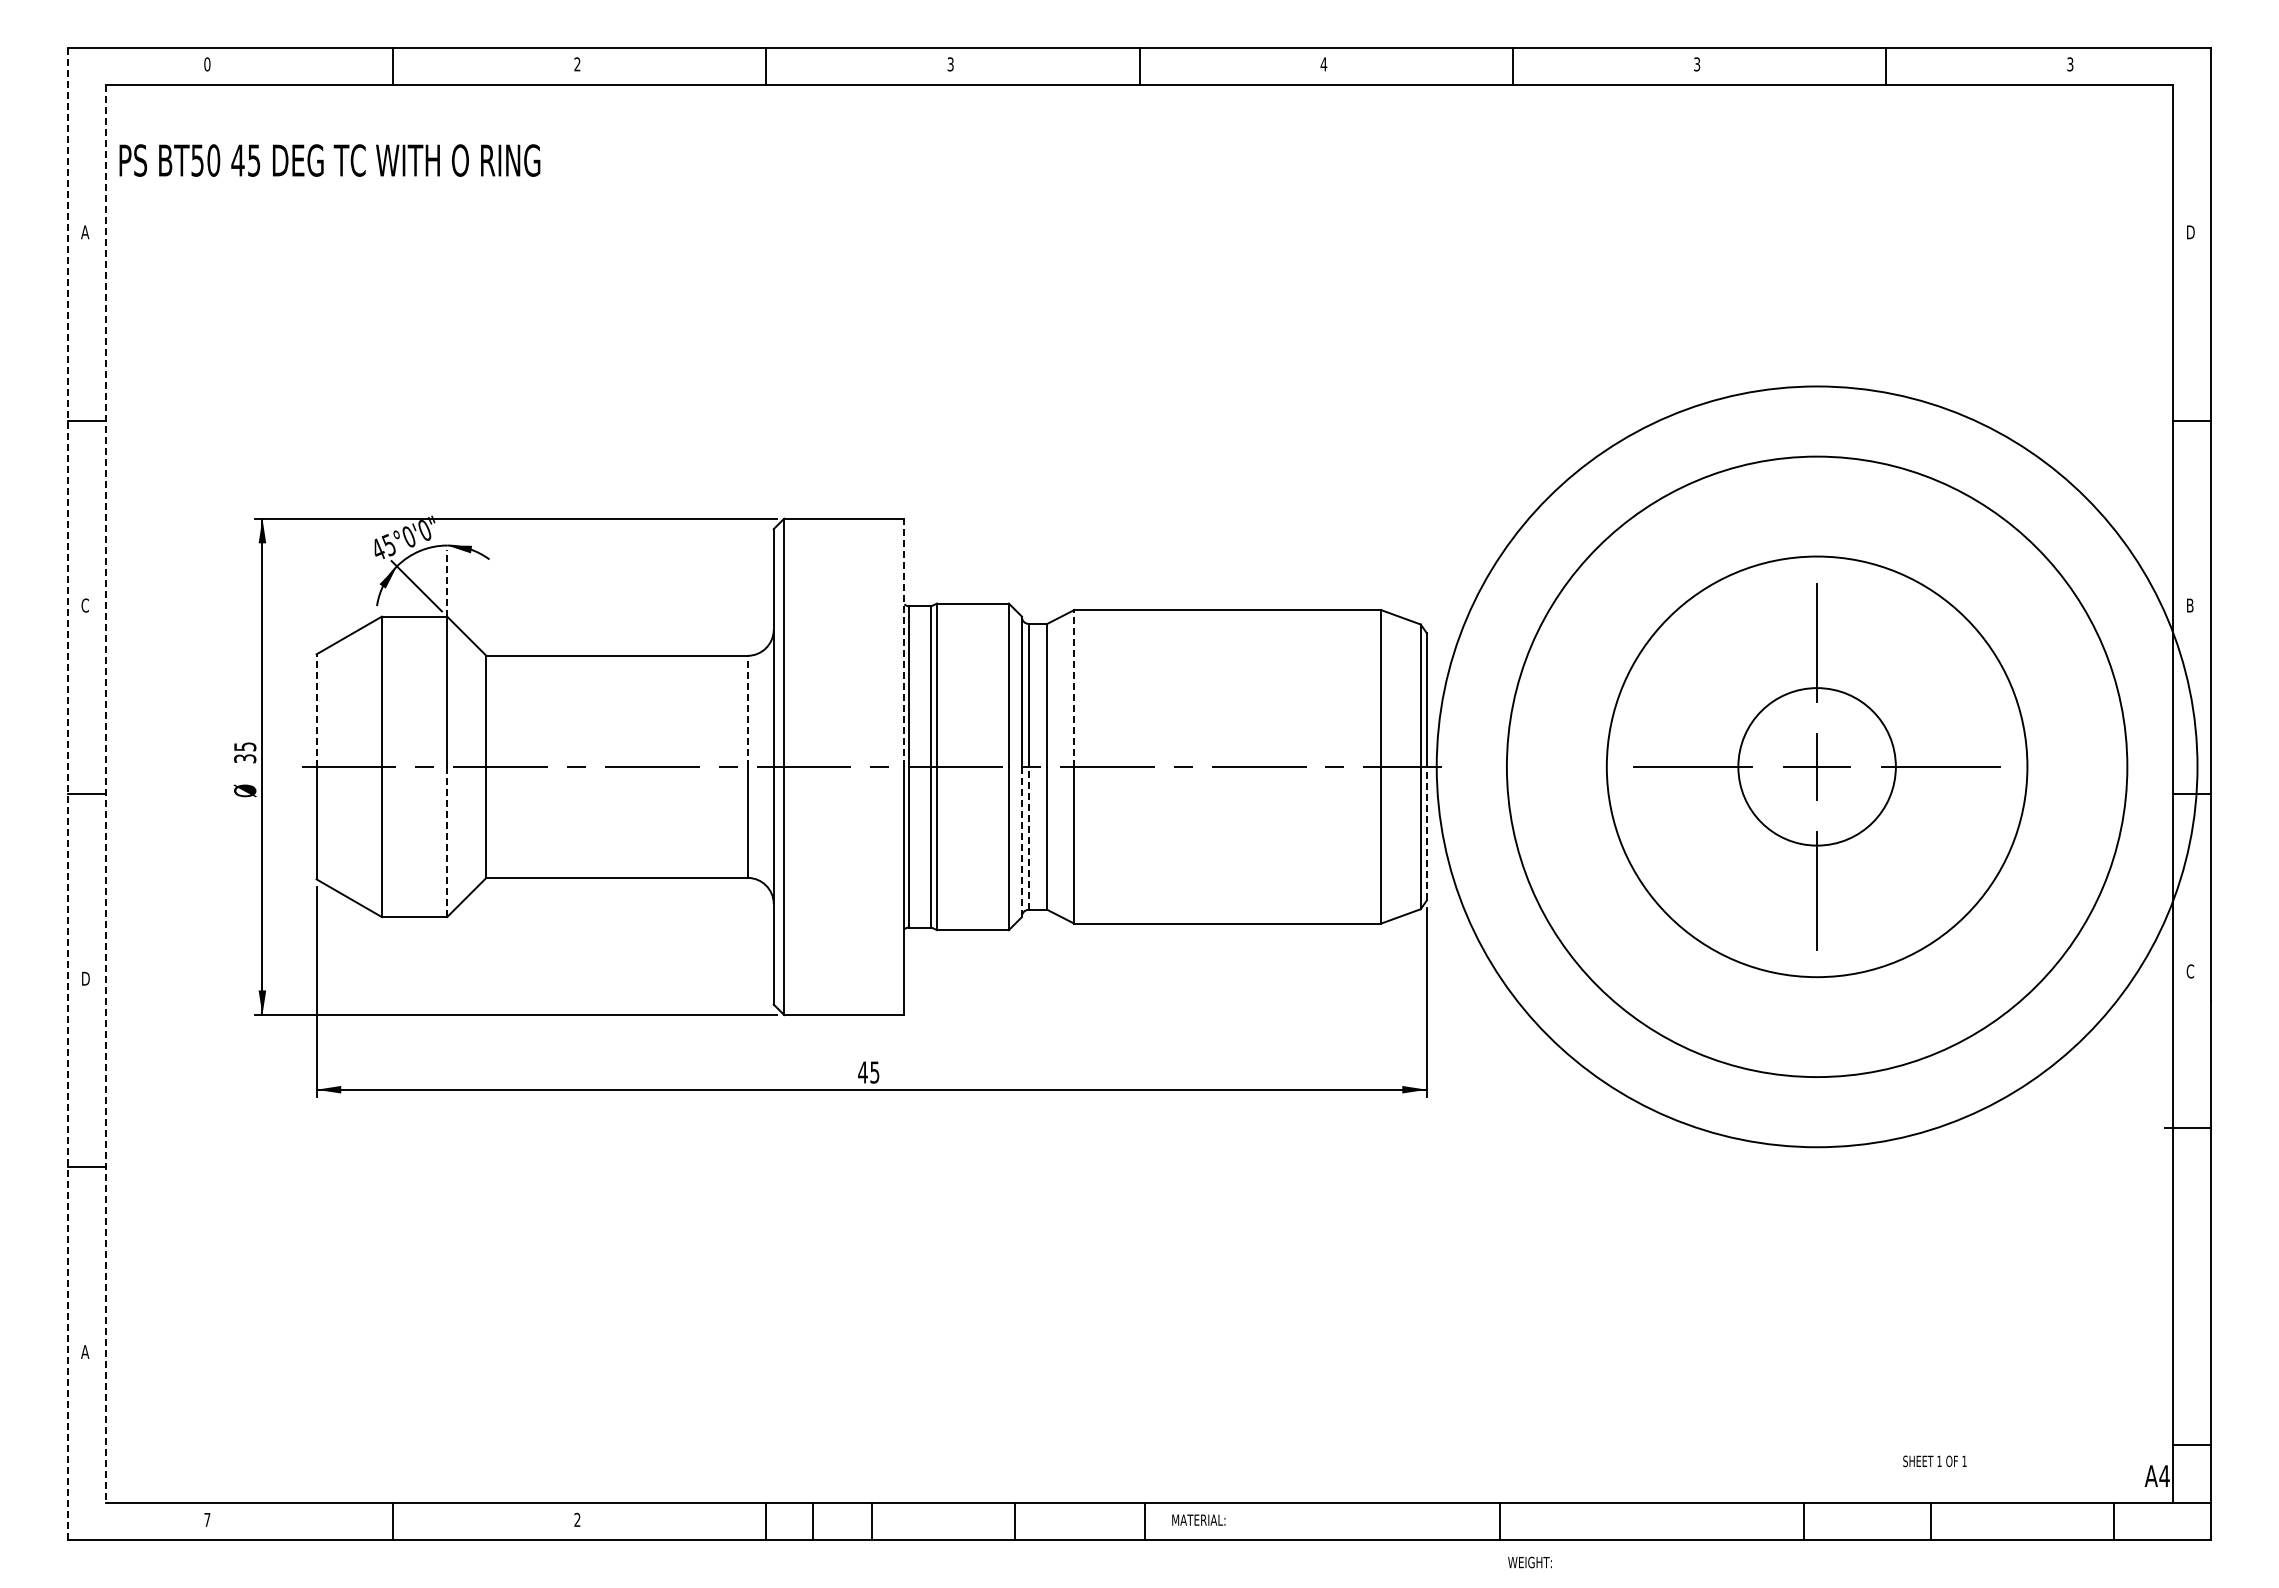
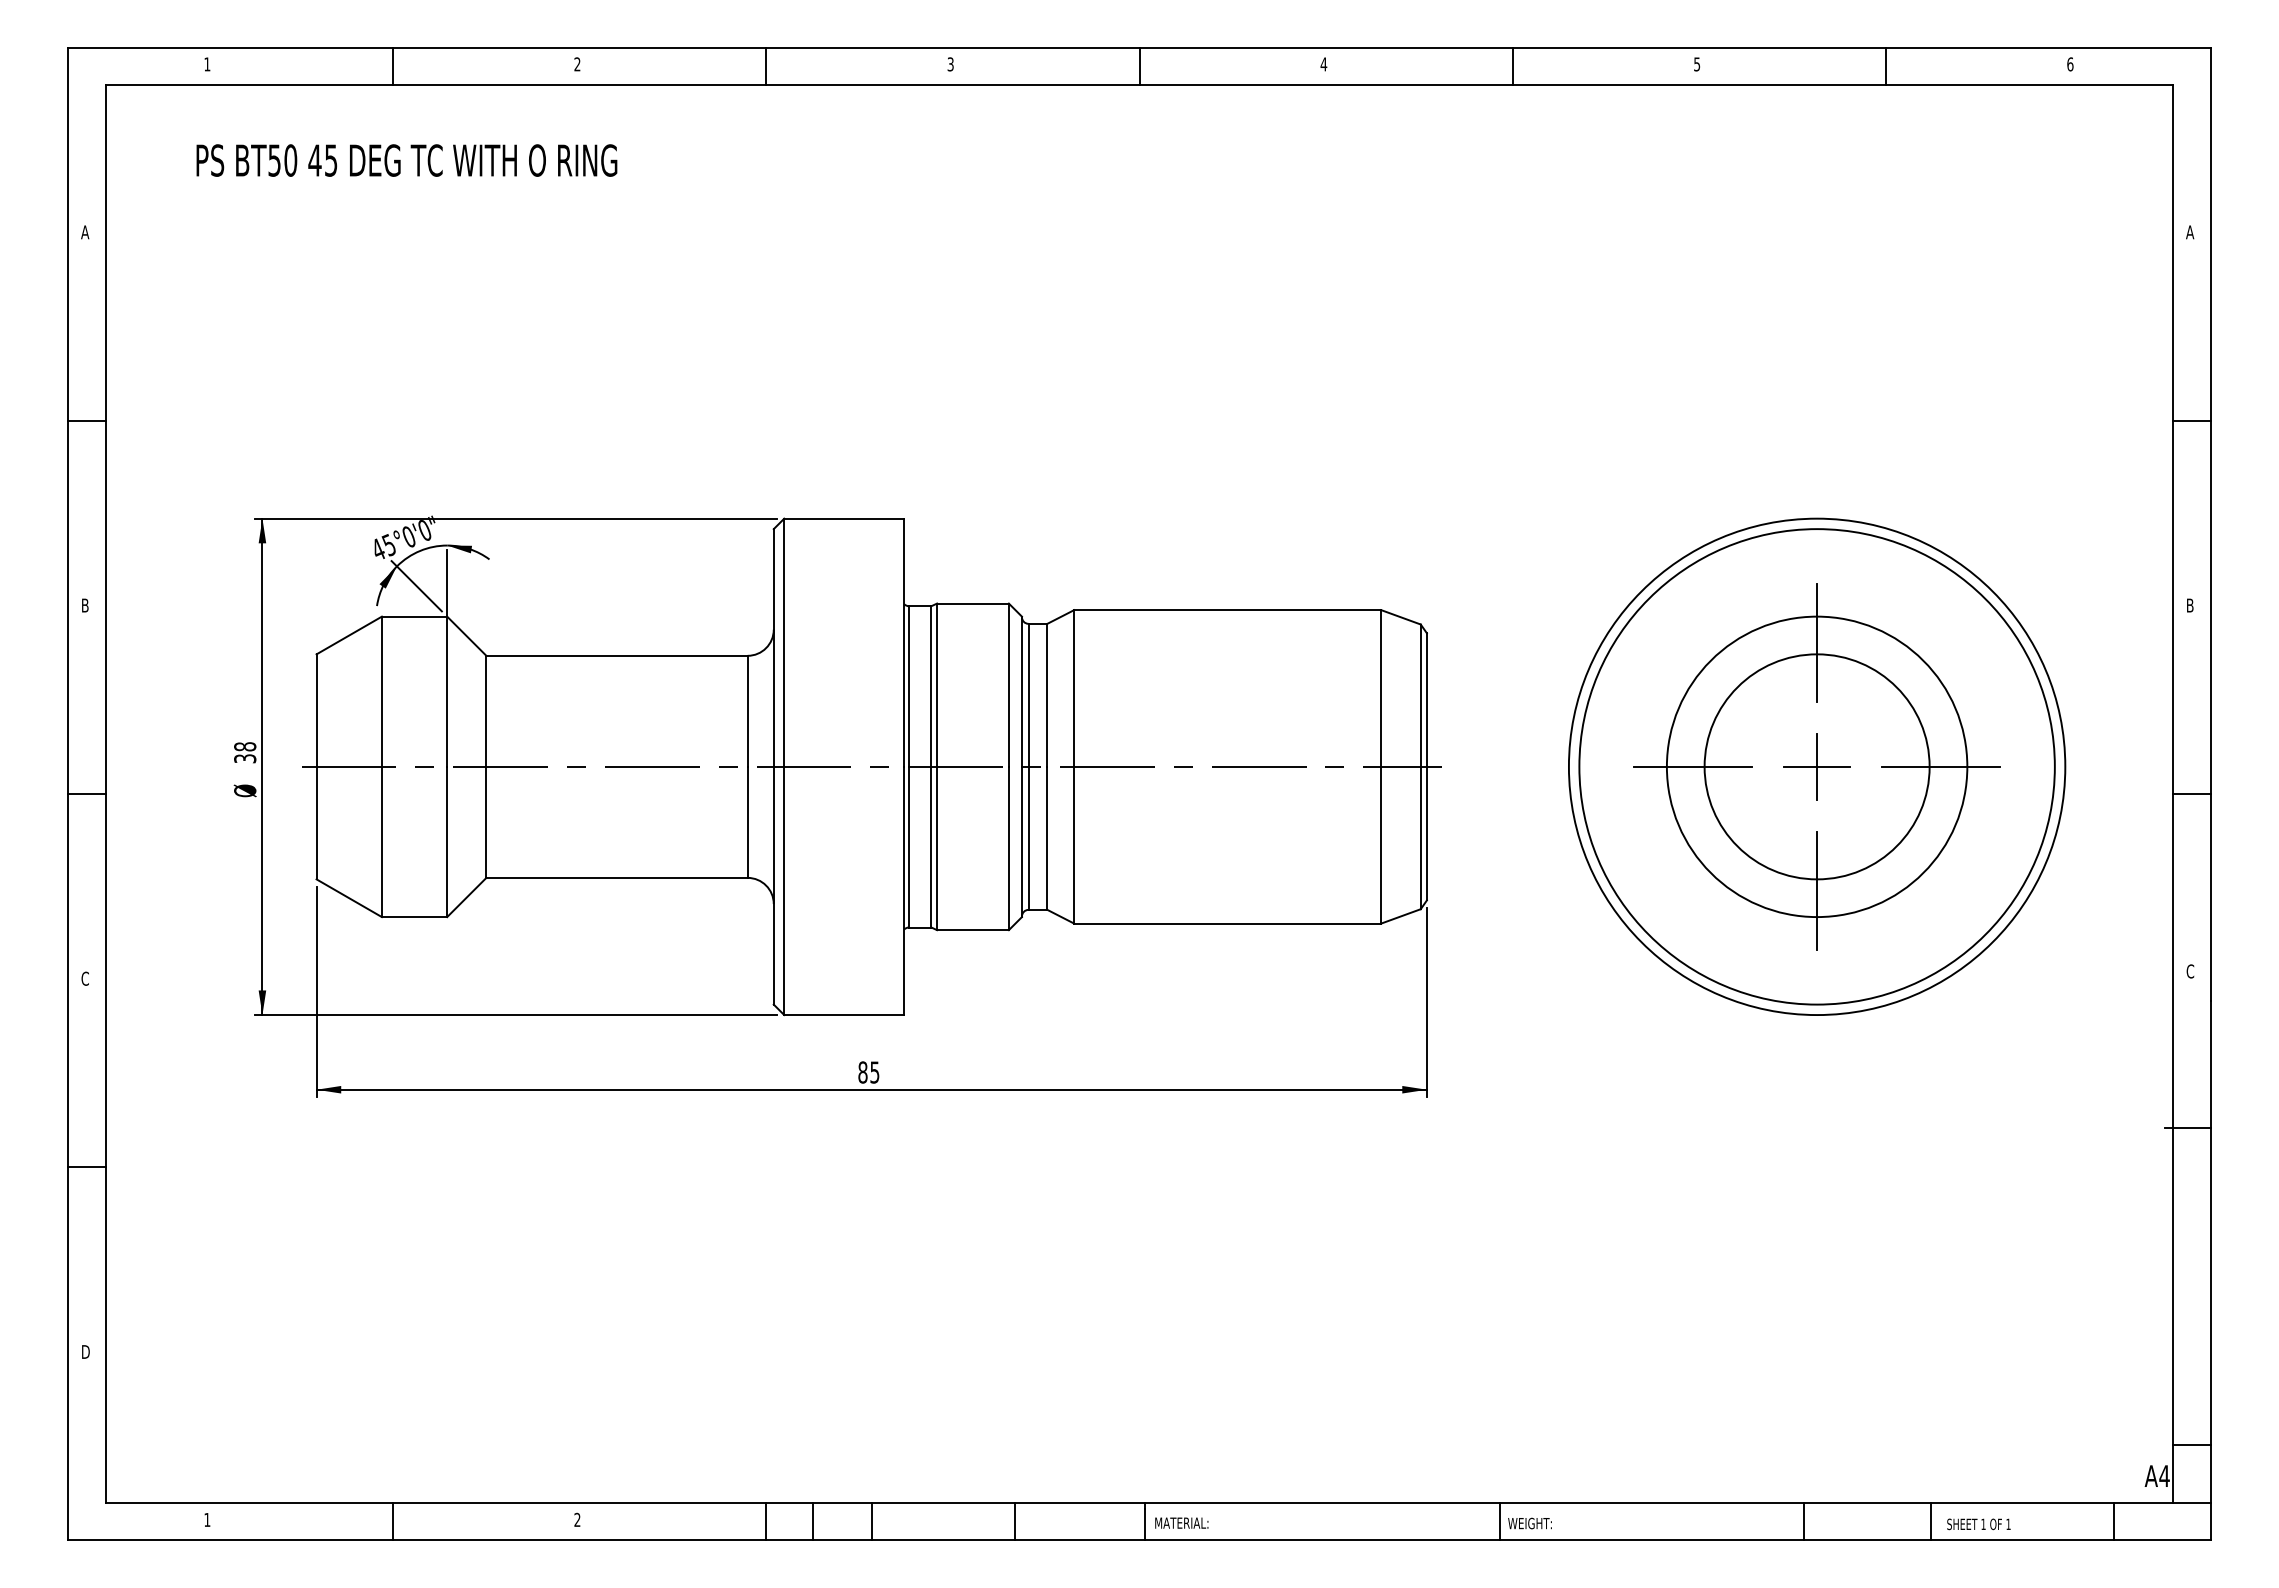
text: 3 -> 5 (1697, 63)
text: 0 -> 1 (207, 64)
text: 3 -> 6 (2070, 64)
text position: (329, 160) -> (406, 160) (406, 160)
text: D -> A (2190, 232)
line: dashed -> solid (447, 582)
text: C -> B (84, 605)
line: dashed -> solid (904, 642)
line: dashed -> solid (1074, 687)
line: dashed -> solid (316, 710)
line: dashed -> solid (747, 711)
text: 35 -> 38 (245, 746)
circle diameter: 158 px -> 225 px (1816, 766)
circle diameter: 421 px -> 300 px (1816, 766)
circle diameter: 620 px -> 496 px (1816, 766)
circle diameter: 761 px -> 475 px (1816, 766)
line: dashed -> solid (68, 794)
line: dashed -> solid (105, 794)
line: dashed -> solid (1426, 833)
line: dashed -> solid (1028, 838)
line: dashed -> solid (447, 841)
line: dashed -> solid (1021, 841)
text: D -> C (85, 978)
text: 45 -> 85 (862, 1072)
text: A -> D (85, 1351)
text position: (1934, 1461) -> (1978, 1524) (1978, 1524)
text: 7 -> 1 (207, 1519)
text position: (1198, 1519) -> (1181, 1522) (1181, 1522)
text position: (1529, 1562) -> (1529, 1523) (1529, 1523)
